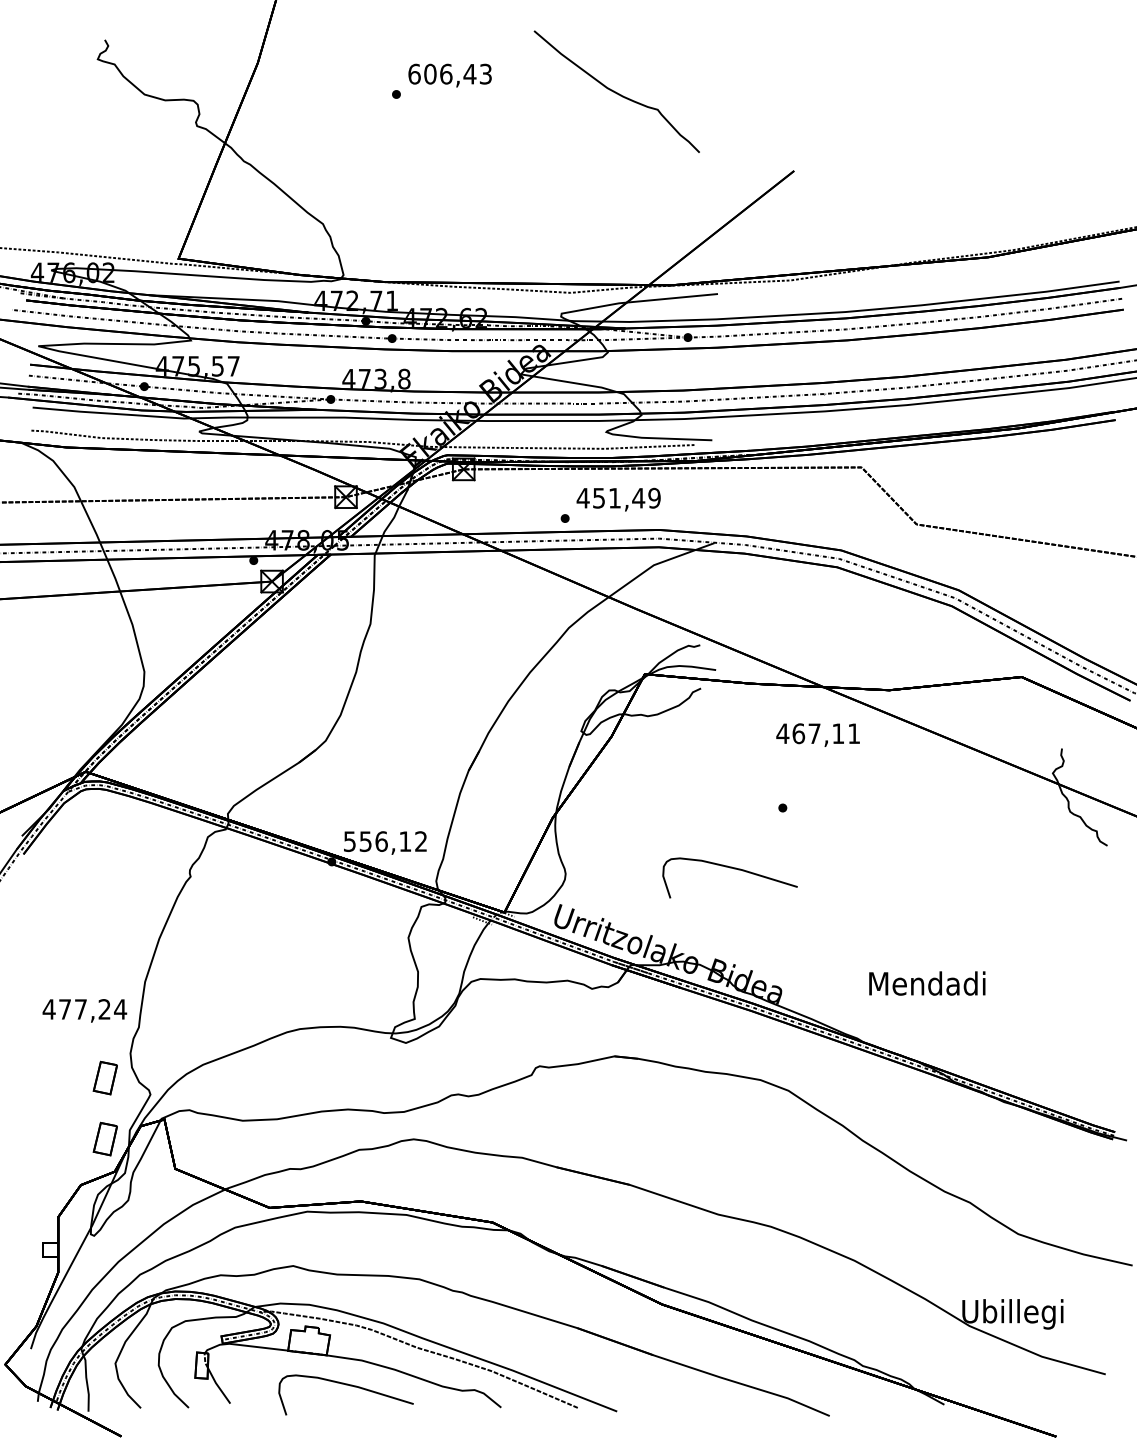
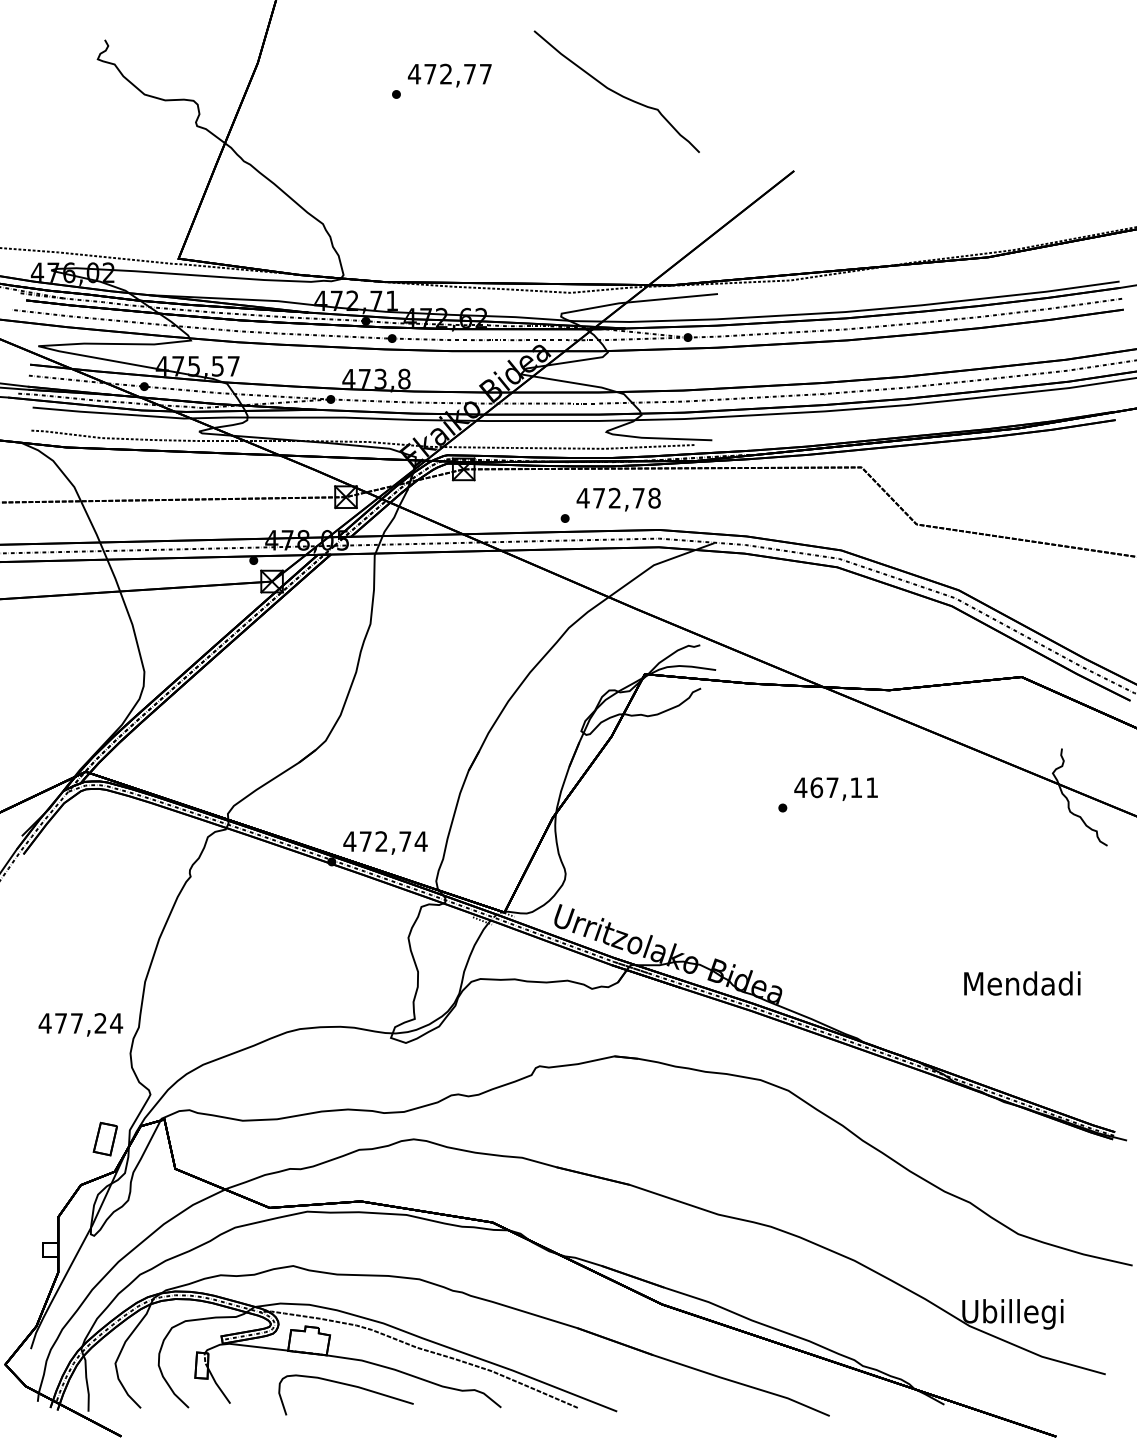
text: 606,43 -> 472,77 (449, 73)
text: 451,49 -> 472,78 (626, 497)
text position: (817, 734) -> (835, 788) (835, 788)
text: 556,12 -> 472,74 (385, 841)
curve: present -> none (729, 868)
text position: (927, 983) -> (1022, 983) (1022, 983)
text position: (84, 1010) -> (80, 1024) (80, 1024)
part: present -> none (104, 1077)
